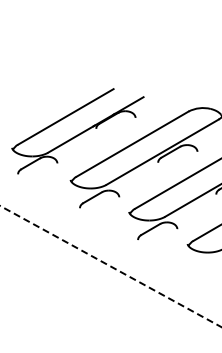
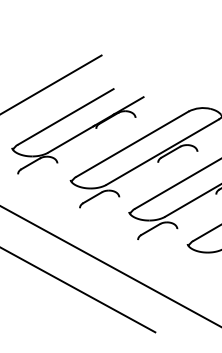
line: none -> present (51, 84)
line: dashed -> solid (111, 266)
line: none -> present (78, 290)
